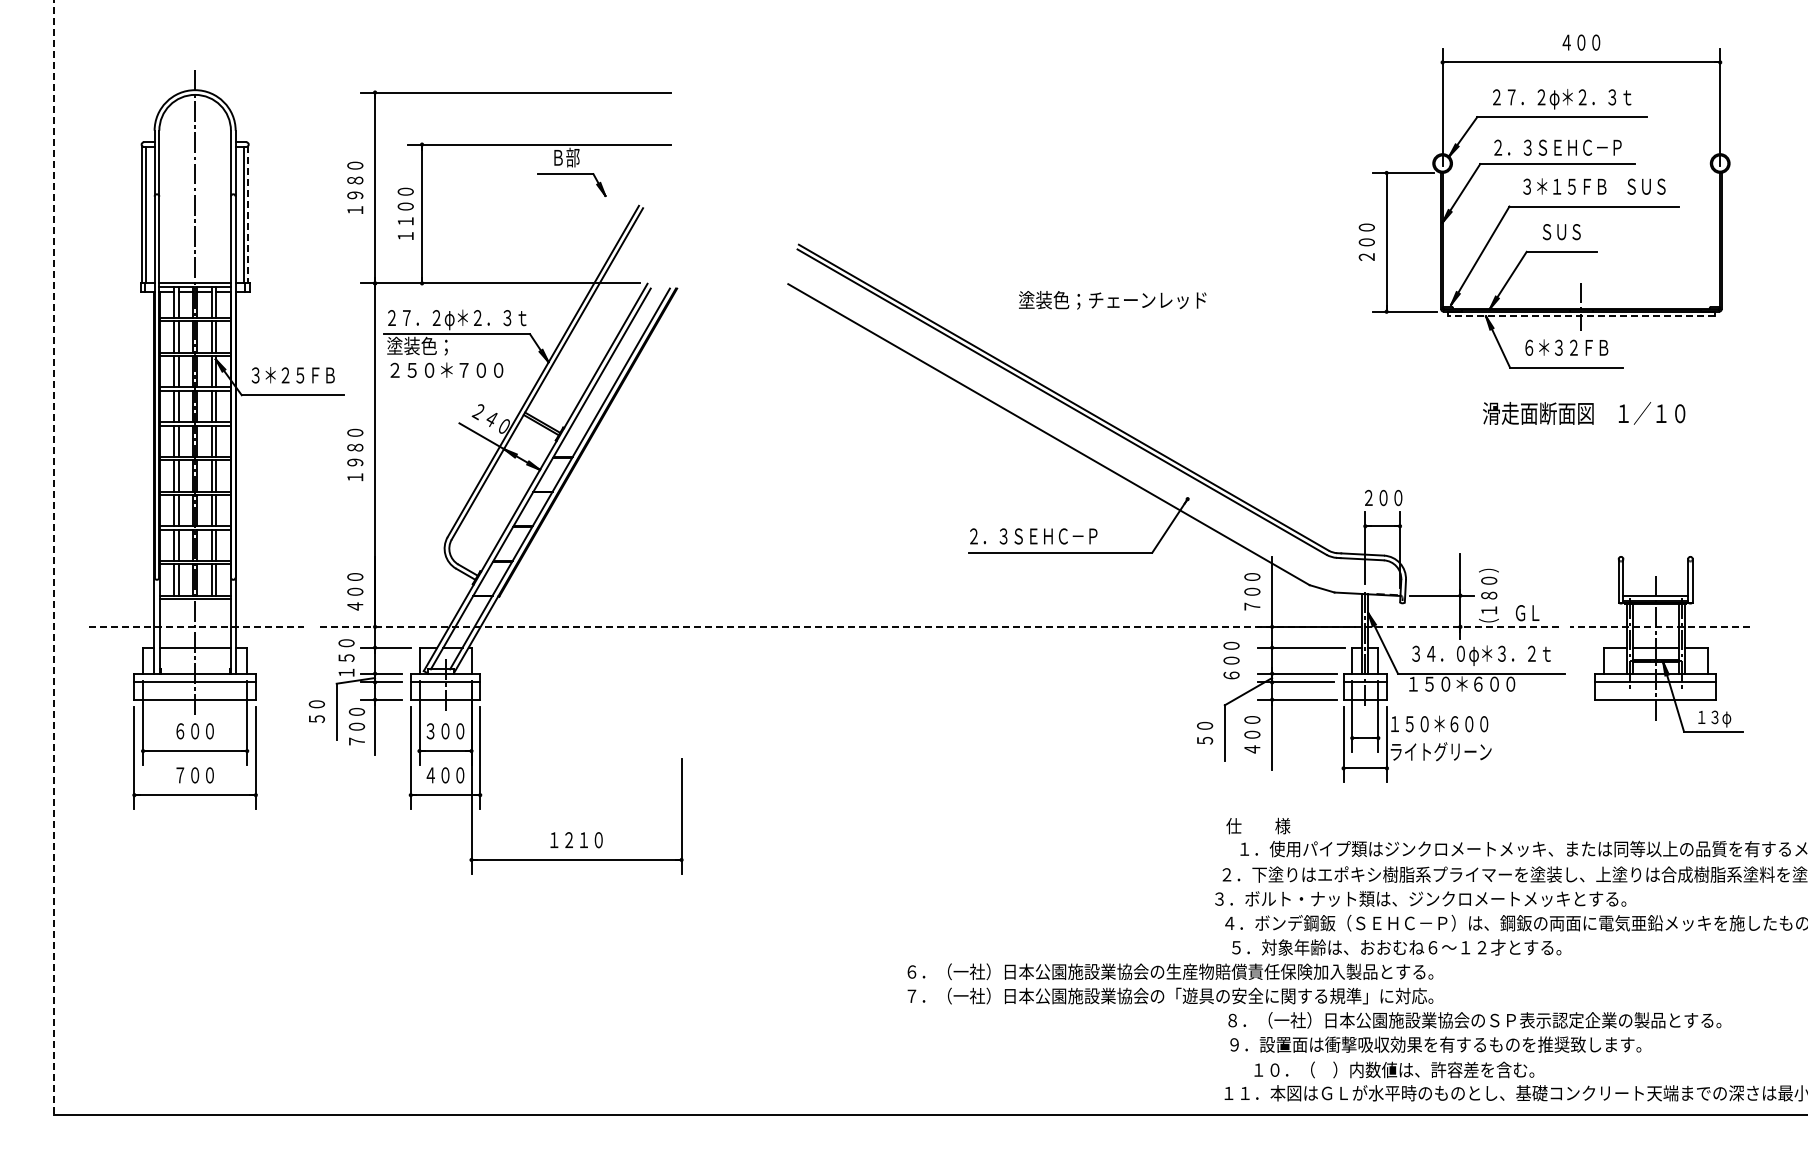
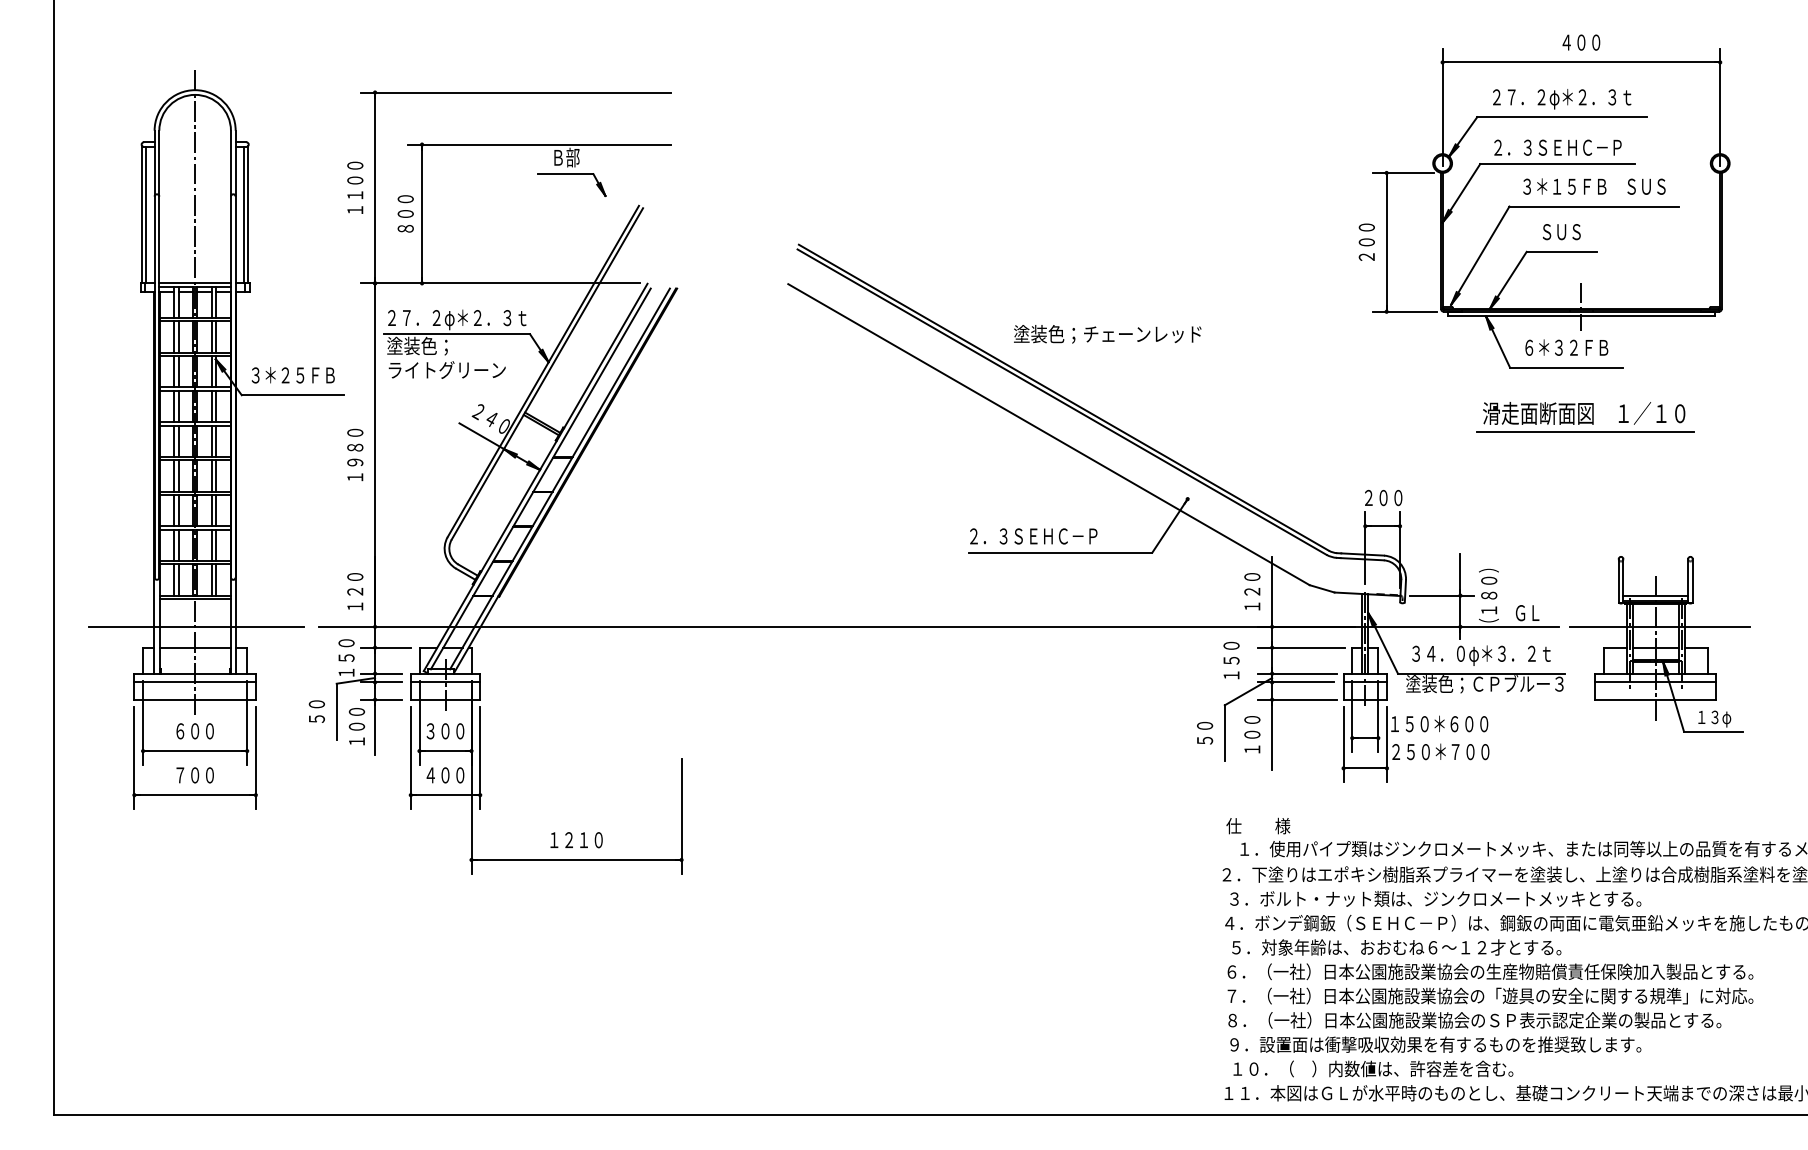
text: １９８０ -> １１００ (355, 187)
text: １１００ -> ８００ (405, 213)
line: dashed -> solid (248, 214)
text position: (1112, 300) -> (1107, 334) (1107, 334)
line: dashed -> solid (1581, 316)
text: ２５０＊７００ -> ライトグリーン (446, 369)
line: none -> present (1585, 432)
line: dashed -> solid (54, 558)
text: ４００ -> １２０ (355, 598)
text: ７００ -> １２０ (1252, 598)
line: dashed -> solid (197, 626)
line: dashed -> solid (938, 626)
line: dashed -> solid (1659, 626)
text: ６００ -> １５０ (1231, 667)
text: １５０＊６００ -> 塗装色；ＣＰブルー３ (1484, 684)
text: ７００ -> １００ (356, 741)
text: ４００ -> １００ (1252, 749)
text: ライトグリーン -> ２５０＊７００ (1440, 751)
text position: (1420, 898) -> (1435, 898) (1435, 898)
text position: (1170, 983) -> (1490, 983) (1490, 983)
text position: (1394, 1069) -> (1373, 1068) (1373, 1068)
